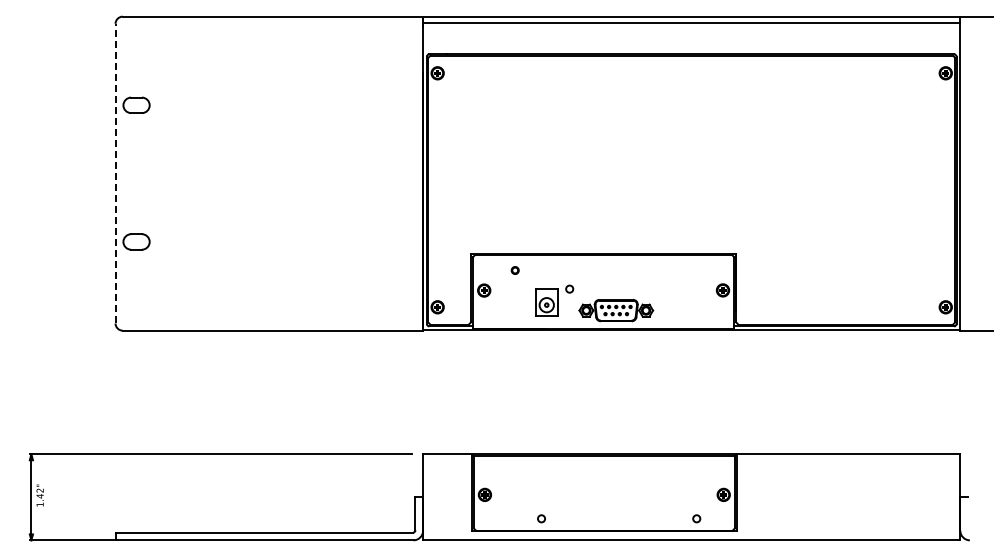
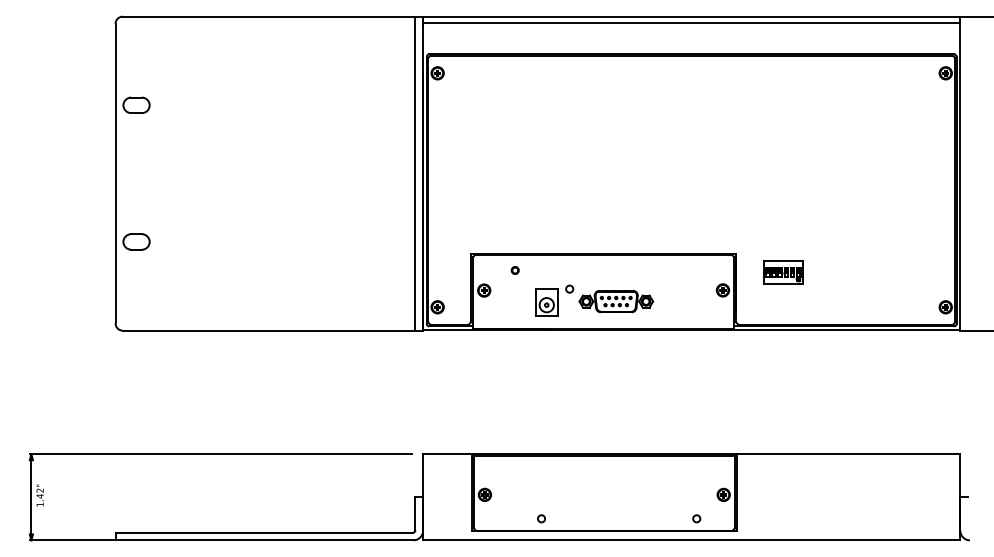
line: dashed -> solid (115, 173)
line: none -> present (415, 173)
part: none -> present (783, 272)
part position: (616, 310) -> (616, 301) (616, 301)
